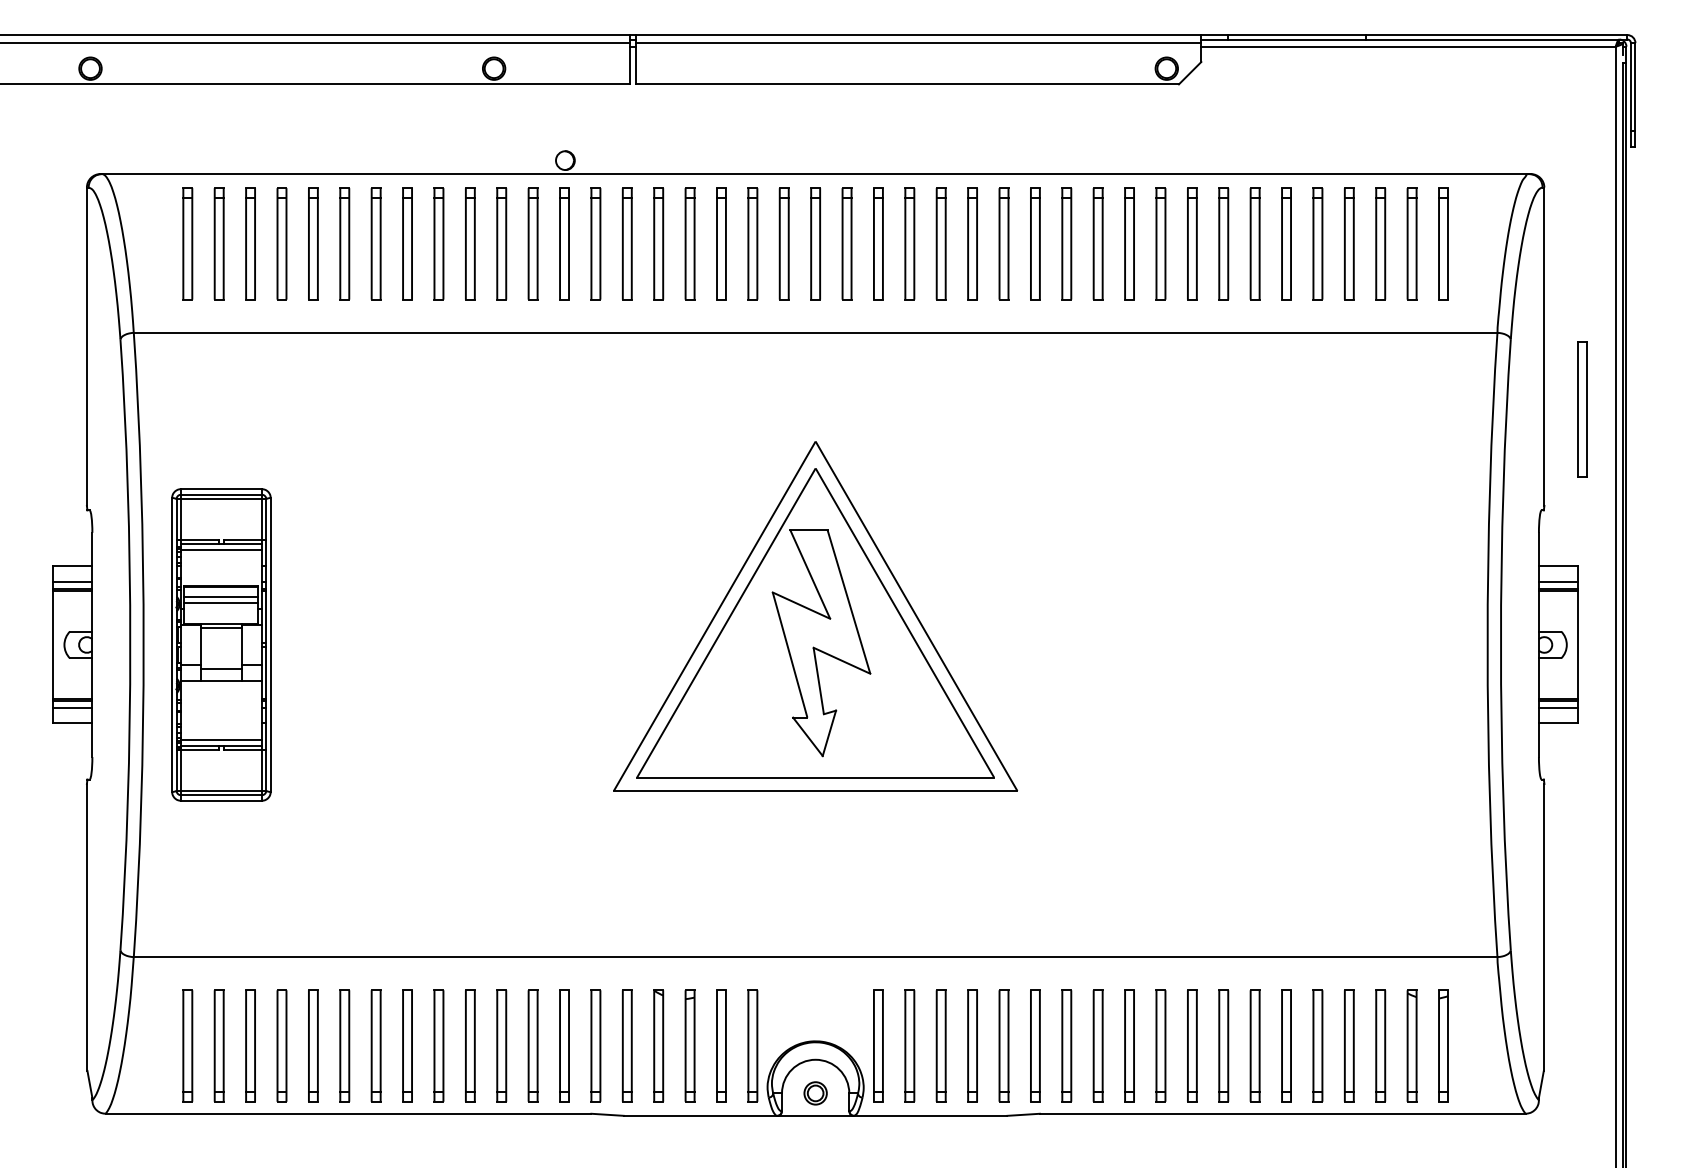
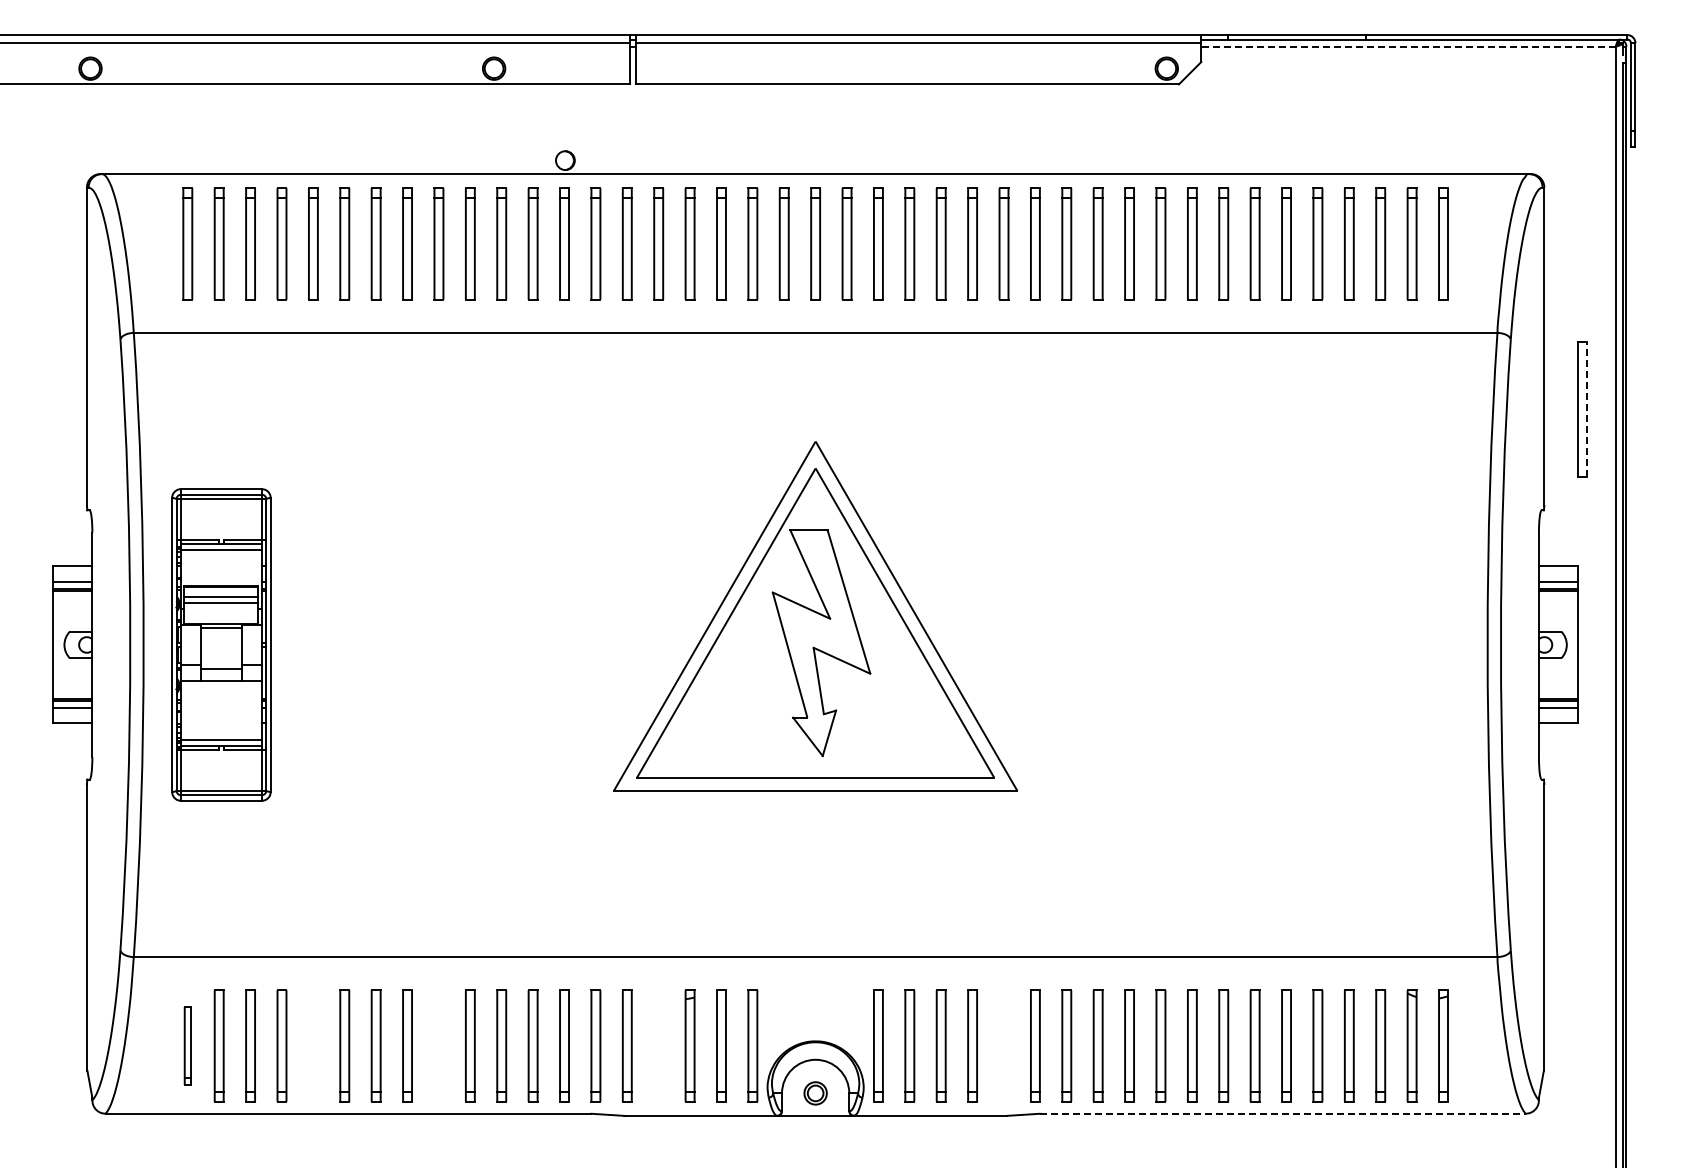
line: solid -> dashed (1408, 46)
line: solid -> dashed (1587, 409)
part size: 12x114 px -> 9x80 px (187, 1045)
part: present -> none (313, 1045)
part: present -> none (438, 1045)
part: present -> none (658, 1045)
part: present -> none (1003, 1045)
line: solid -> dashed (1282, 1113)
